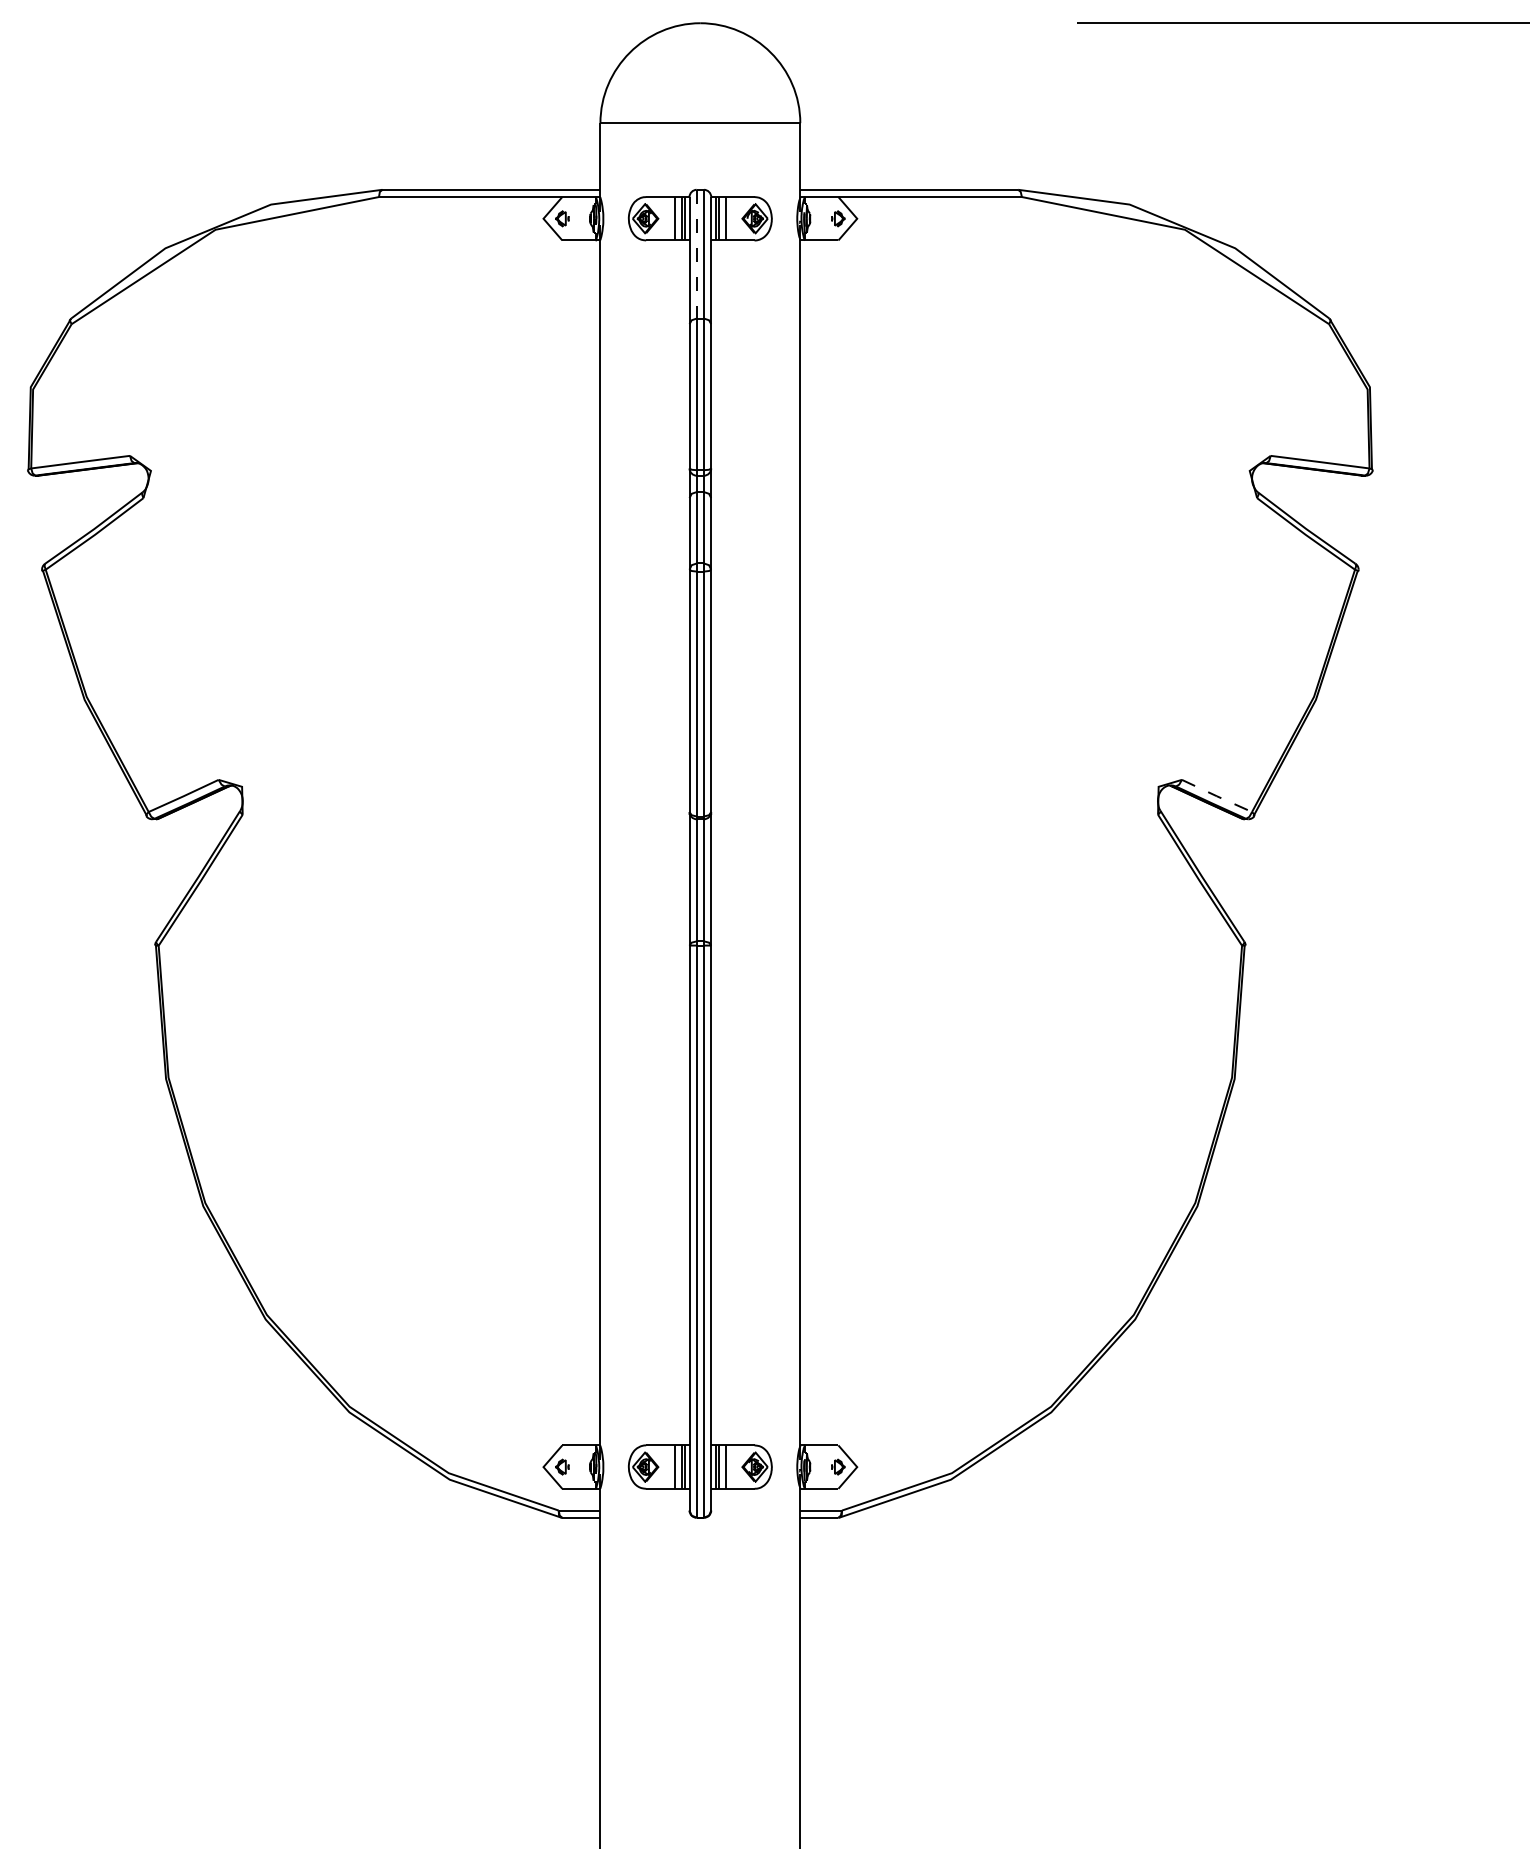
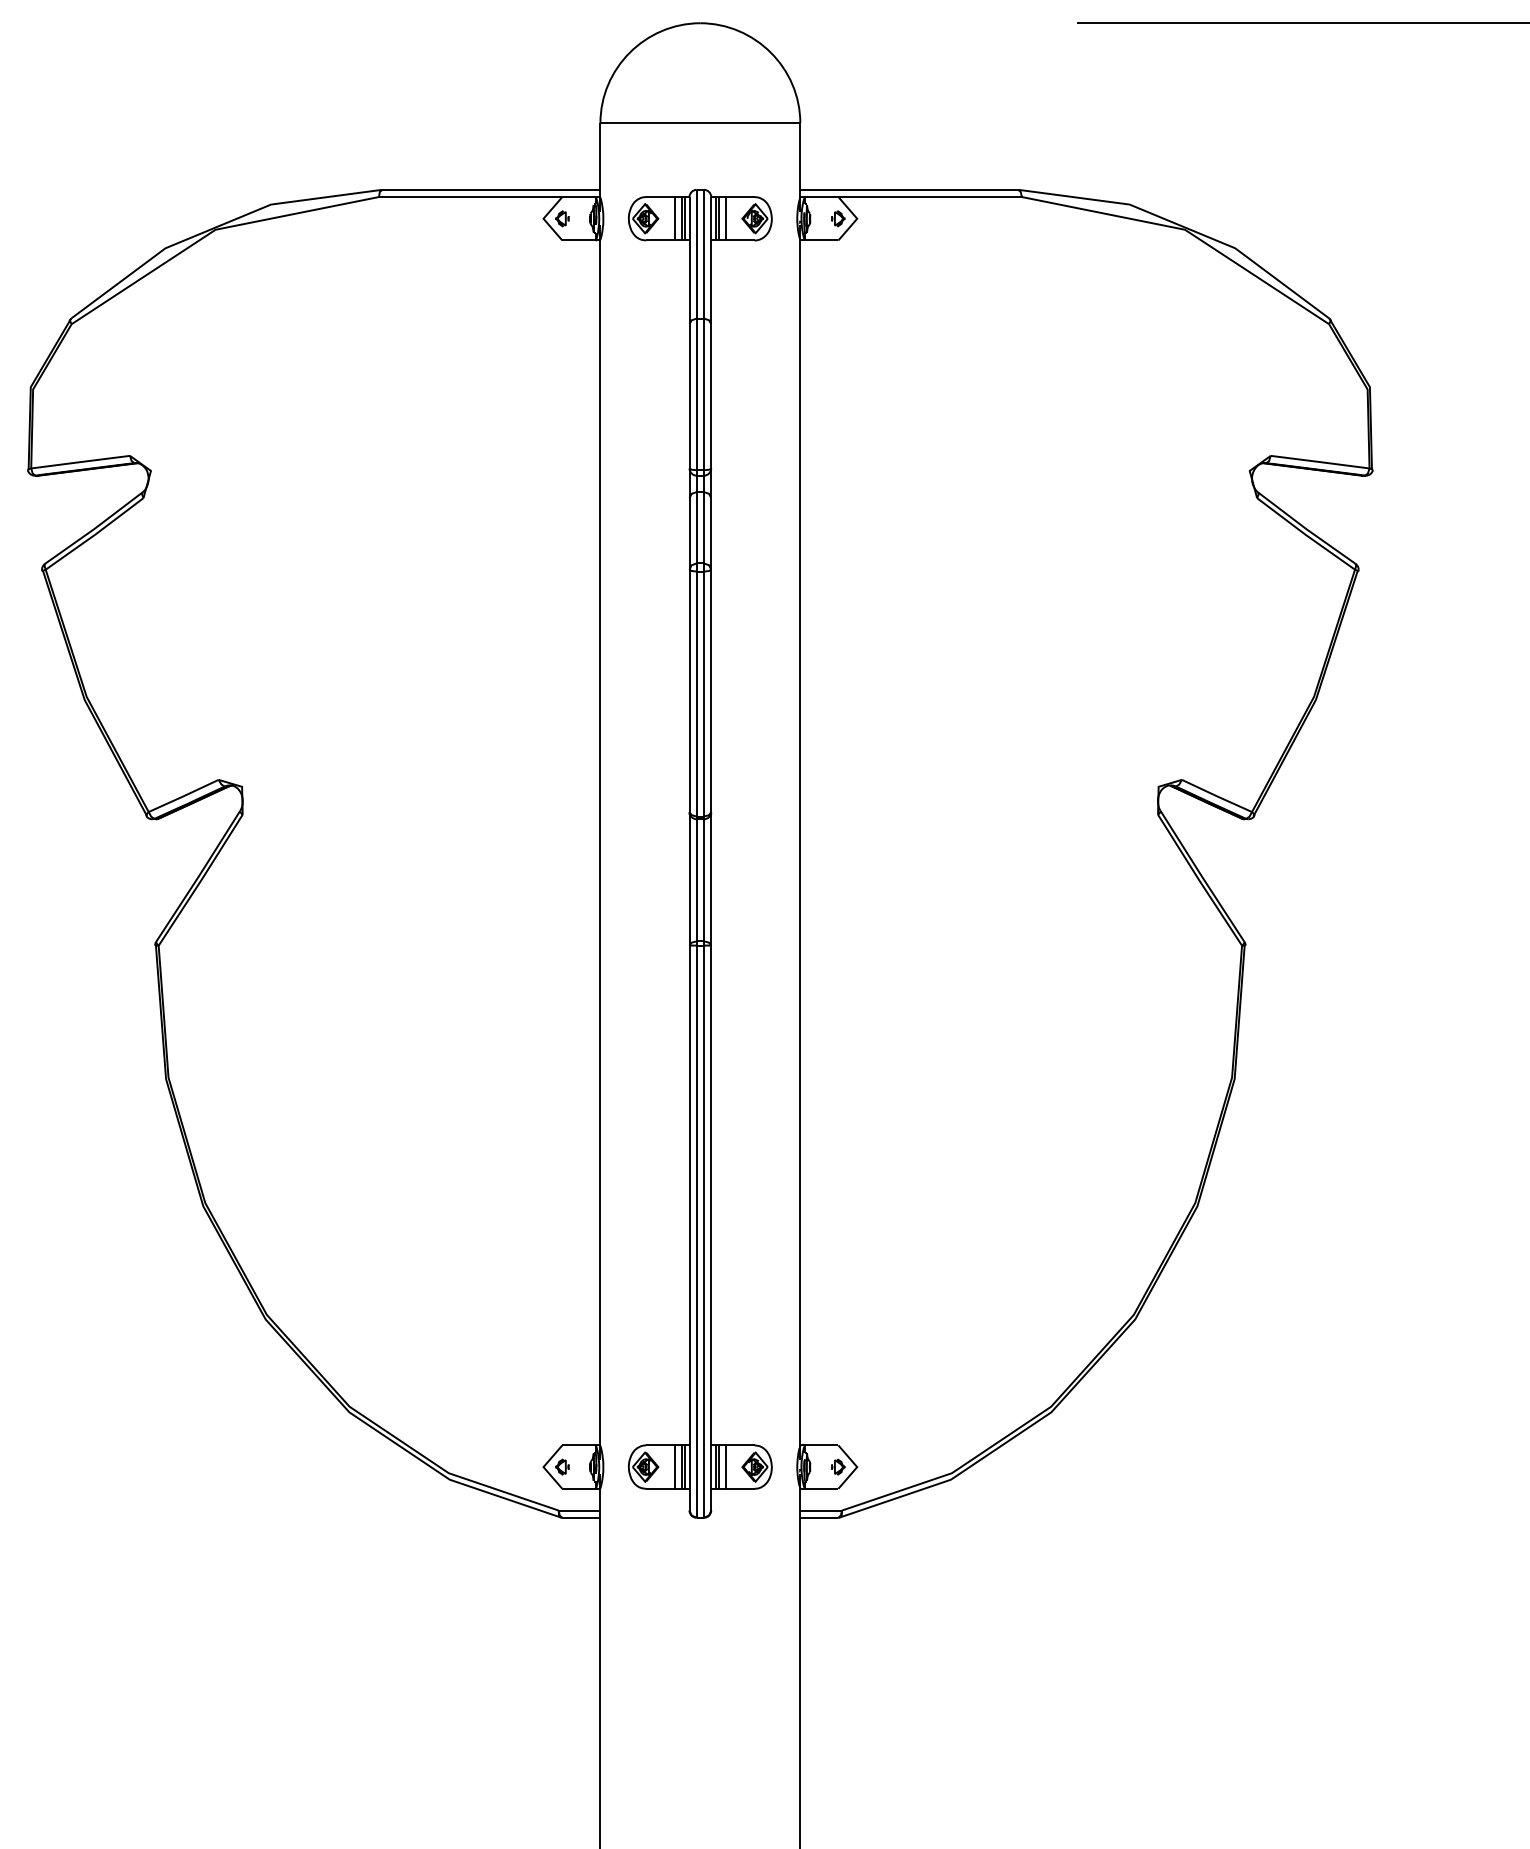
line: dashed -> solid (696, 253)
line: dashed -> solid (1216, 796)
